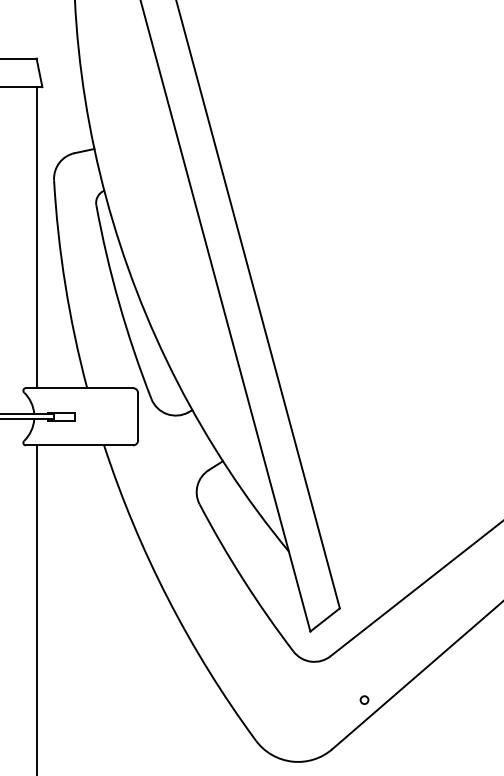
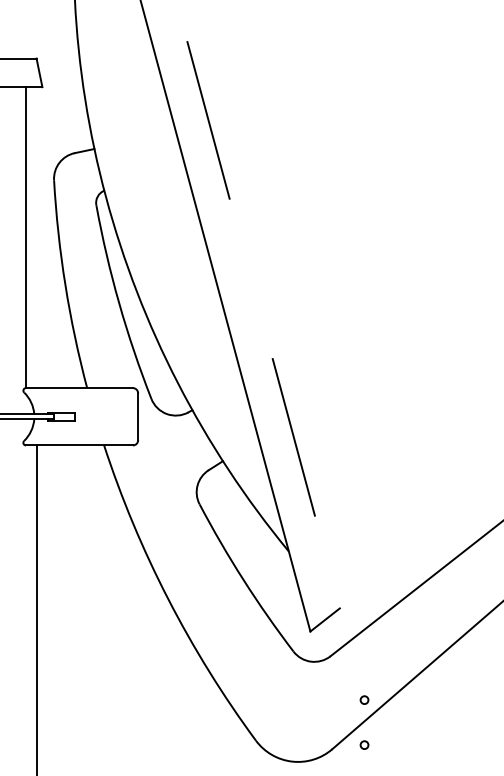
line position: (36, 237) -> (25, 237) (25, 237)
line: solid -> dashed (258, 304)
circle: none -> present (364, 744)
